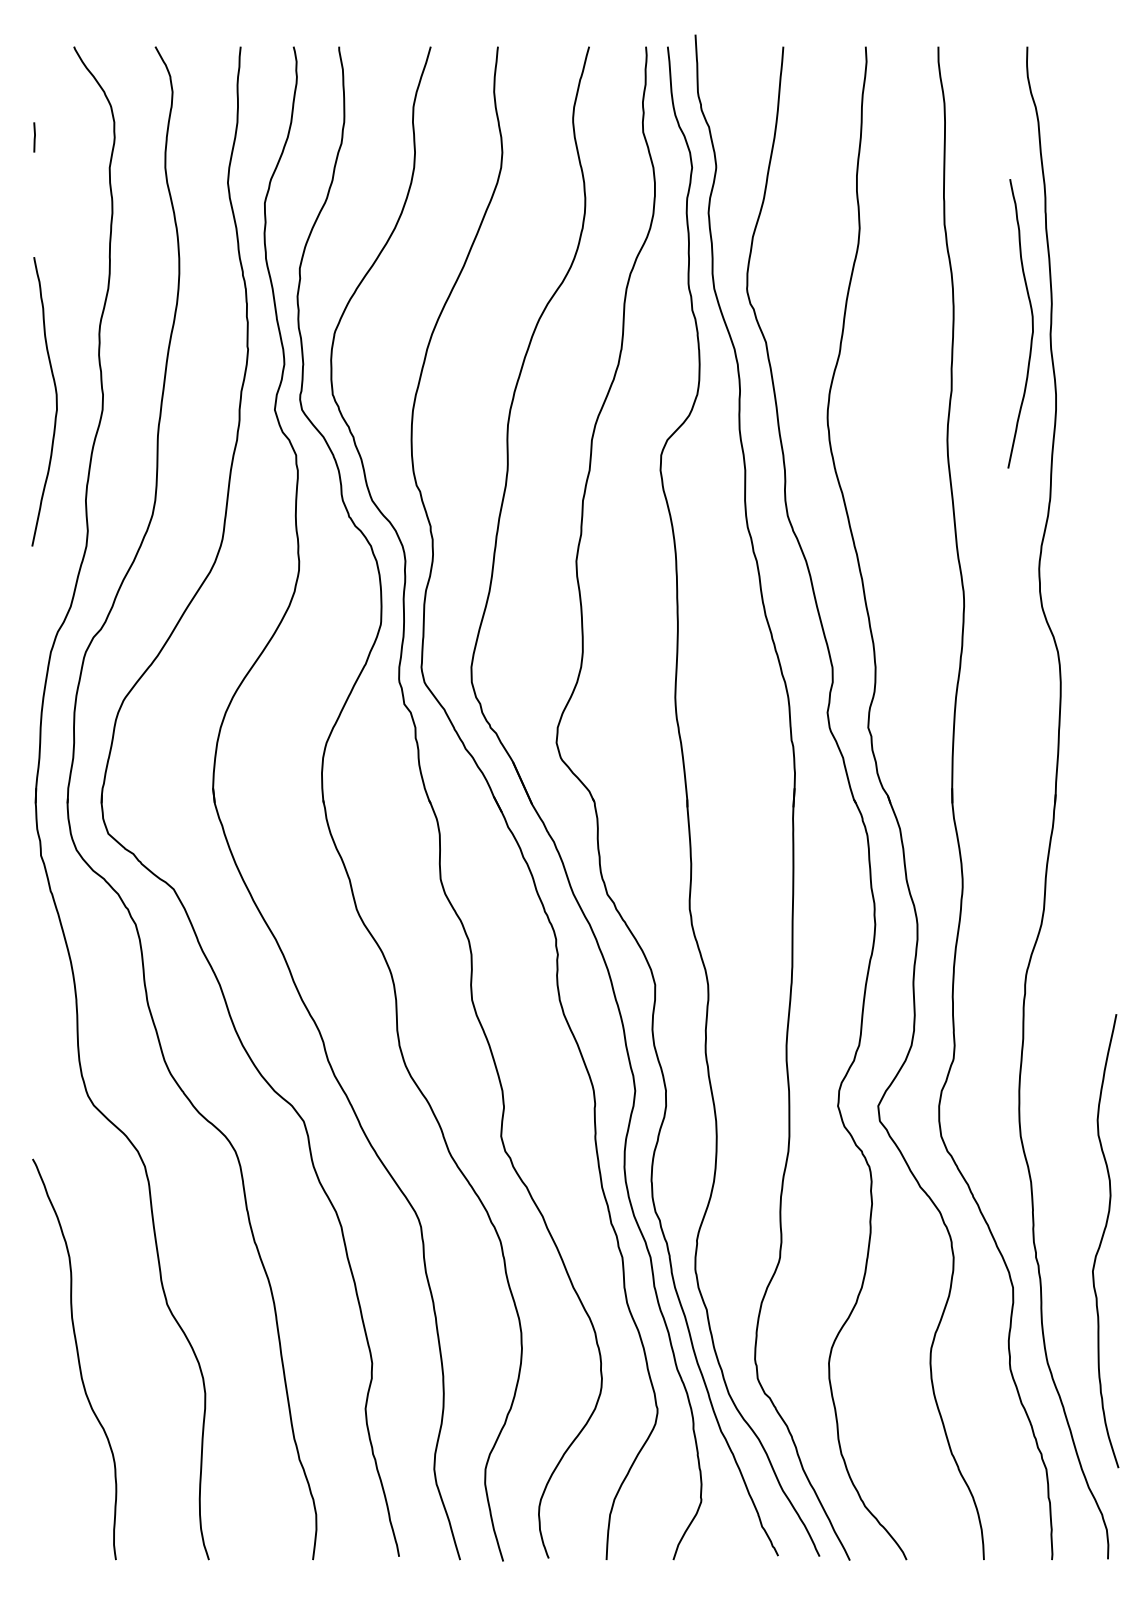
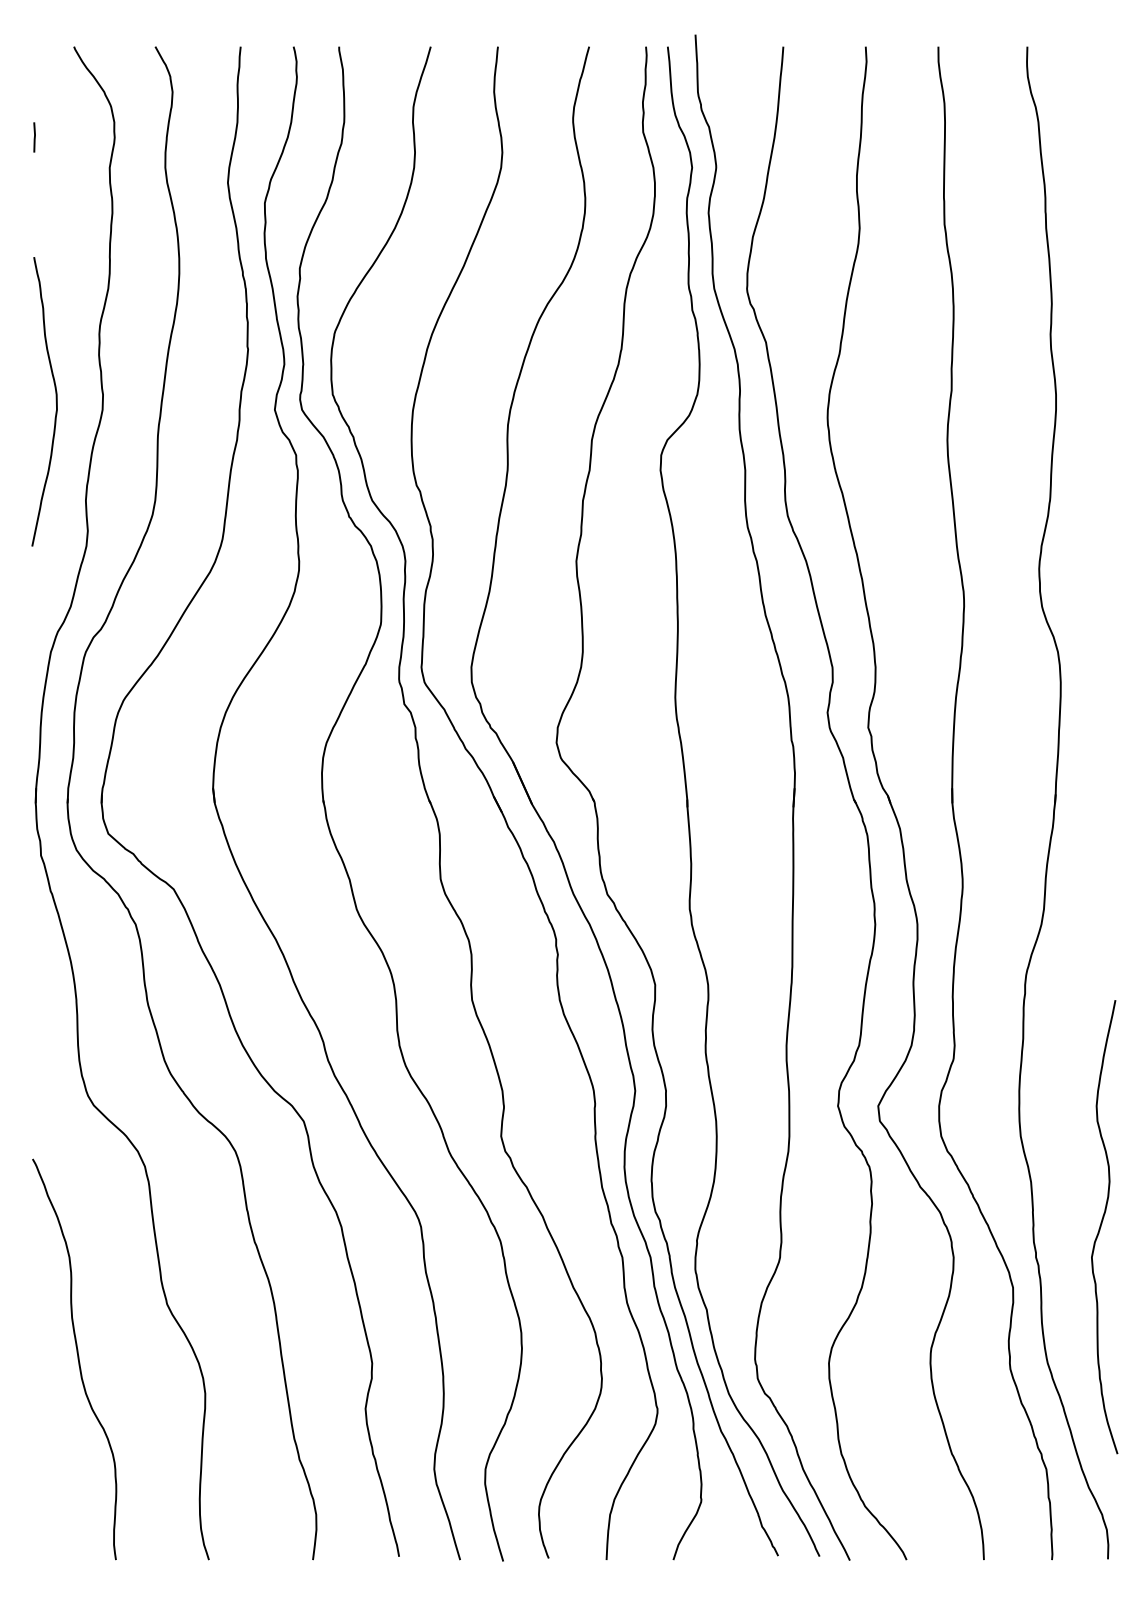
curve: present -> none (1031, 323)
curve position: (1102, 1241) -> (1101, 1227) (1101, 1227)
